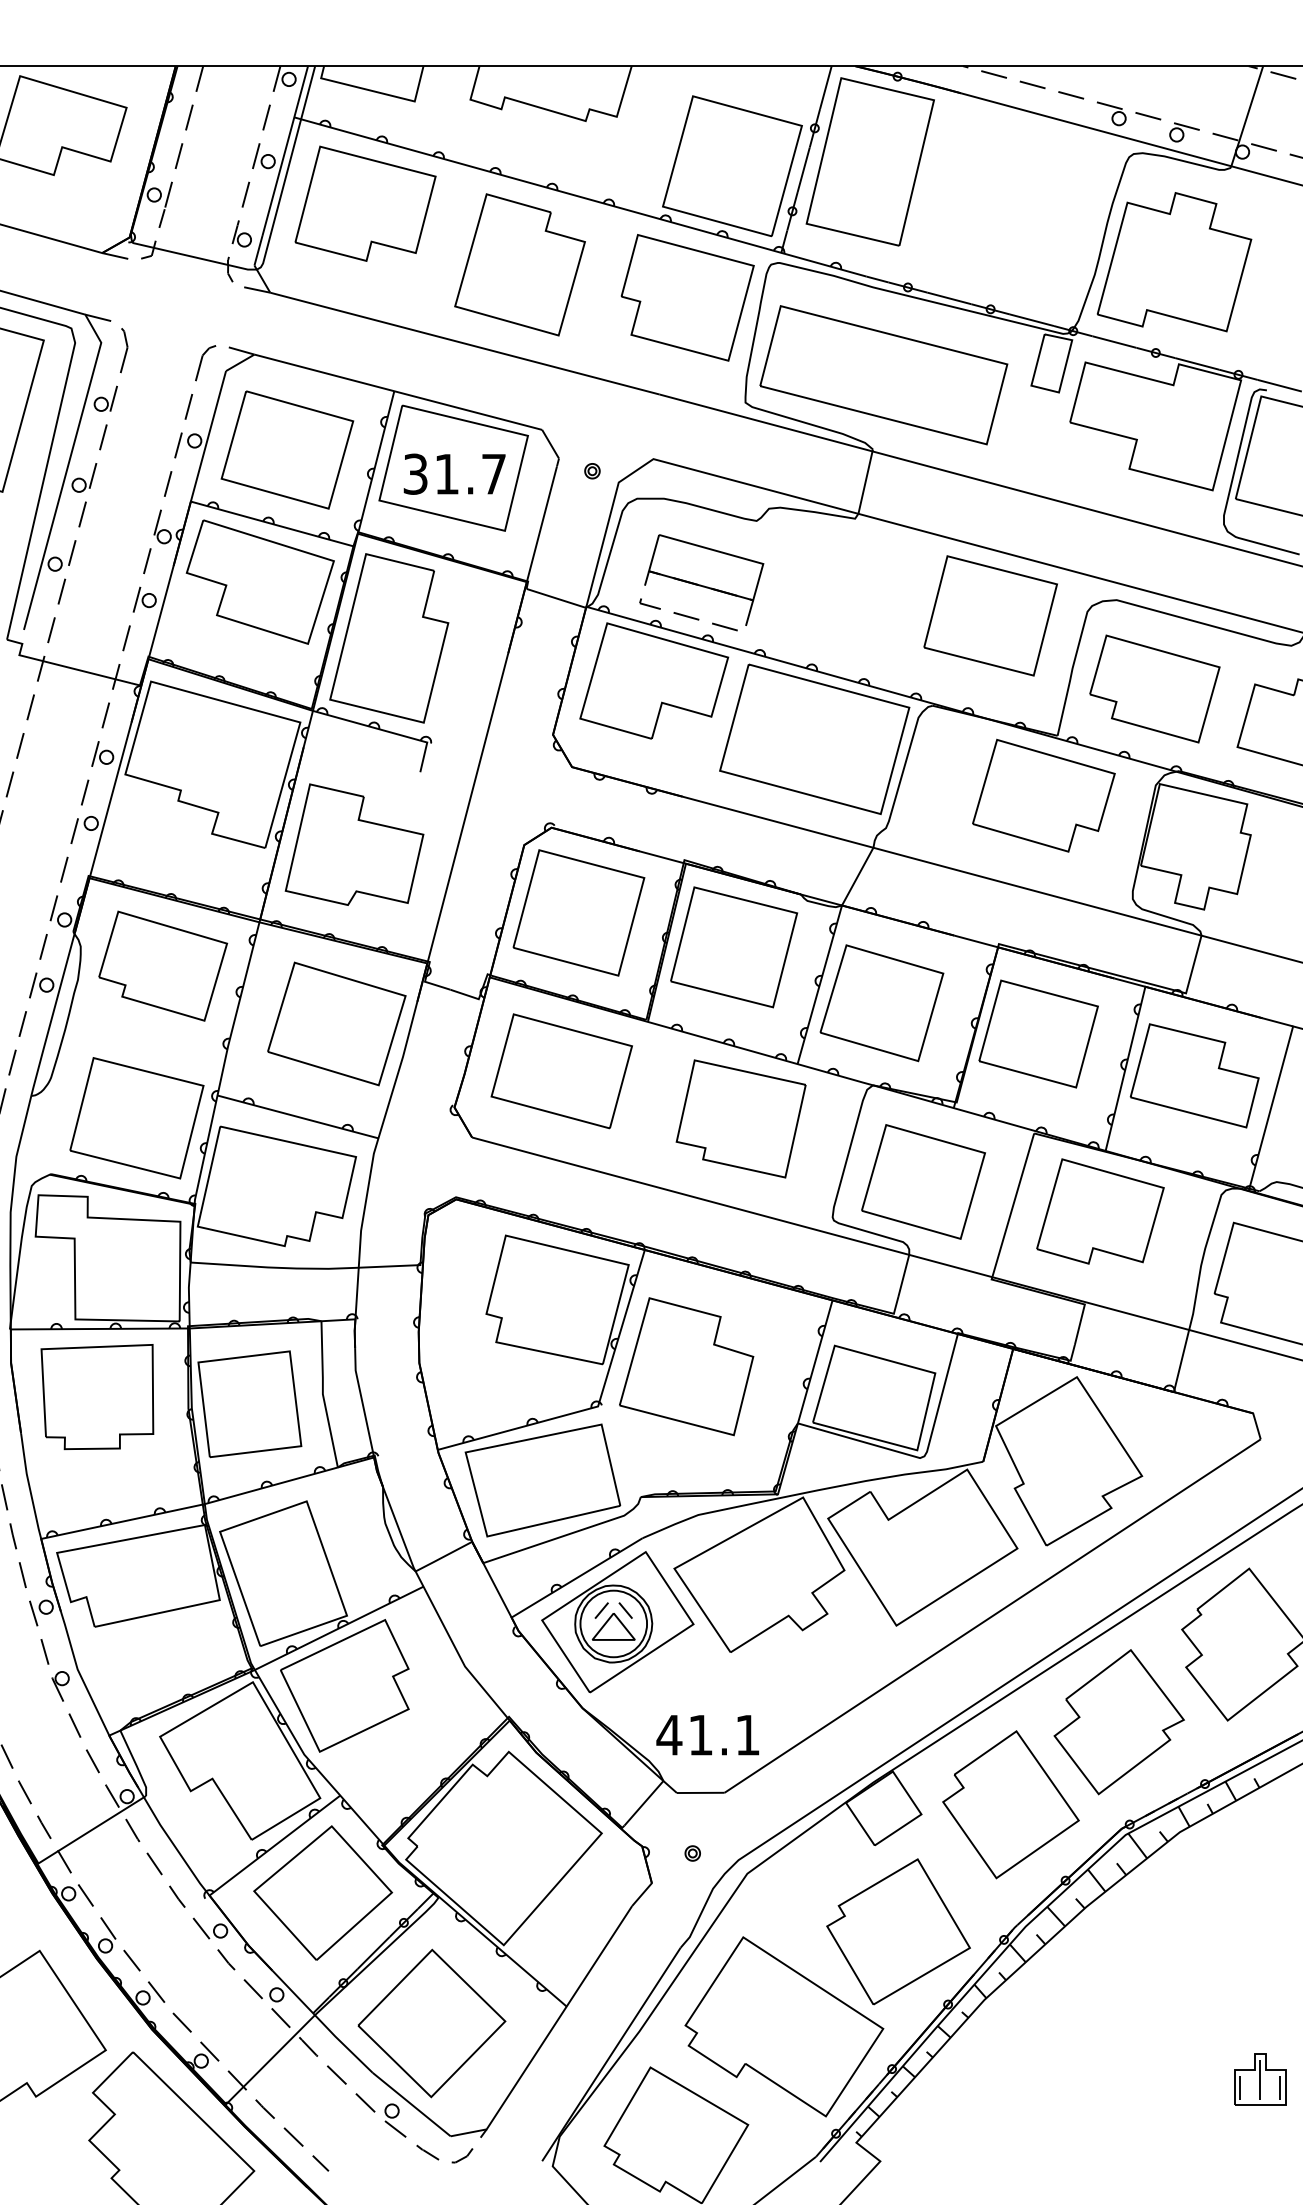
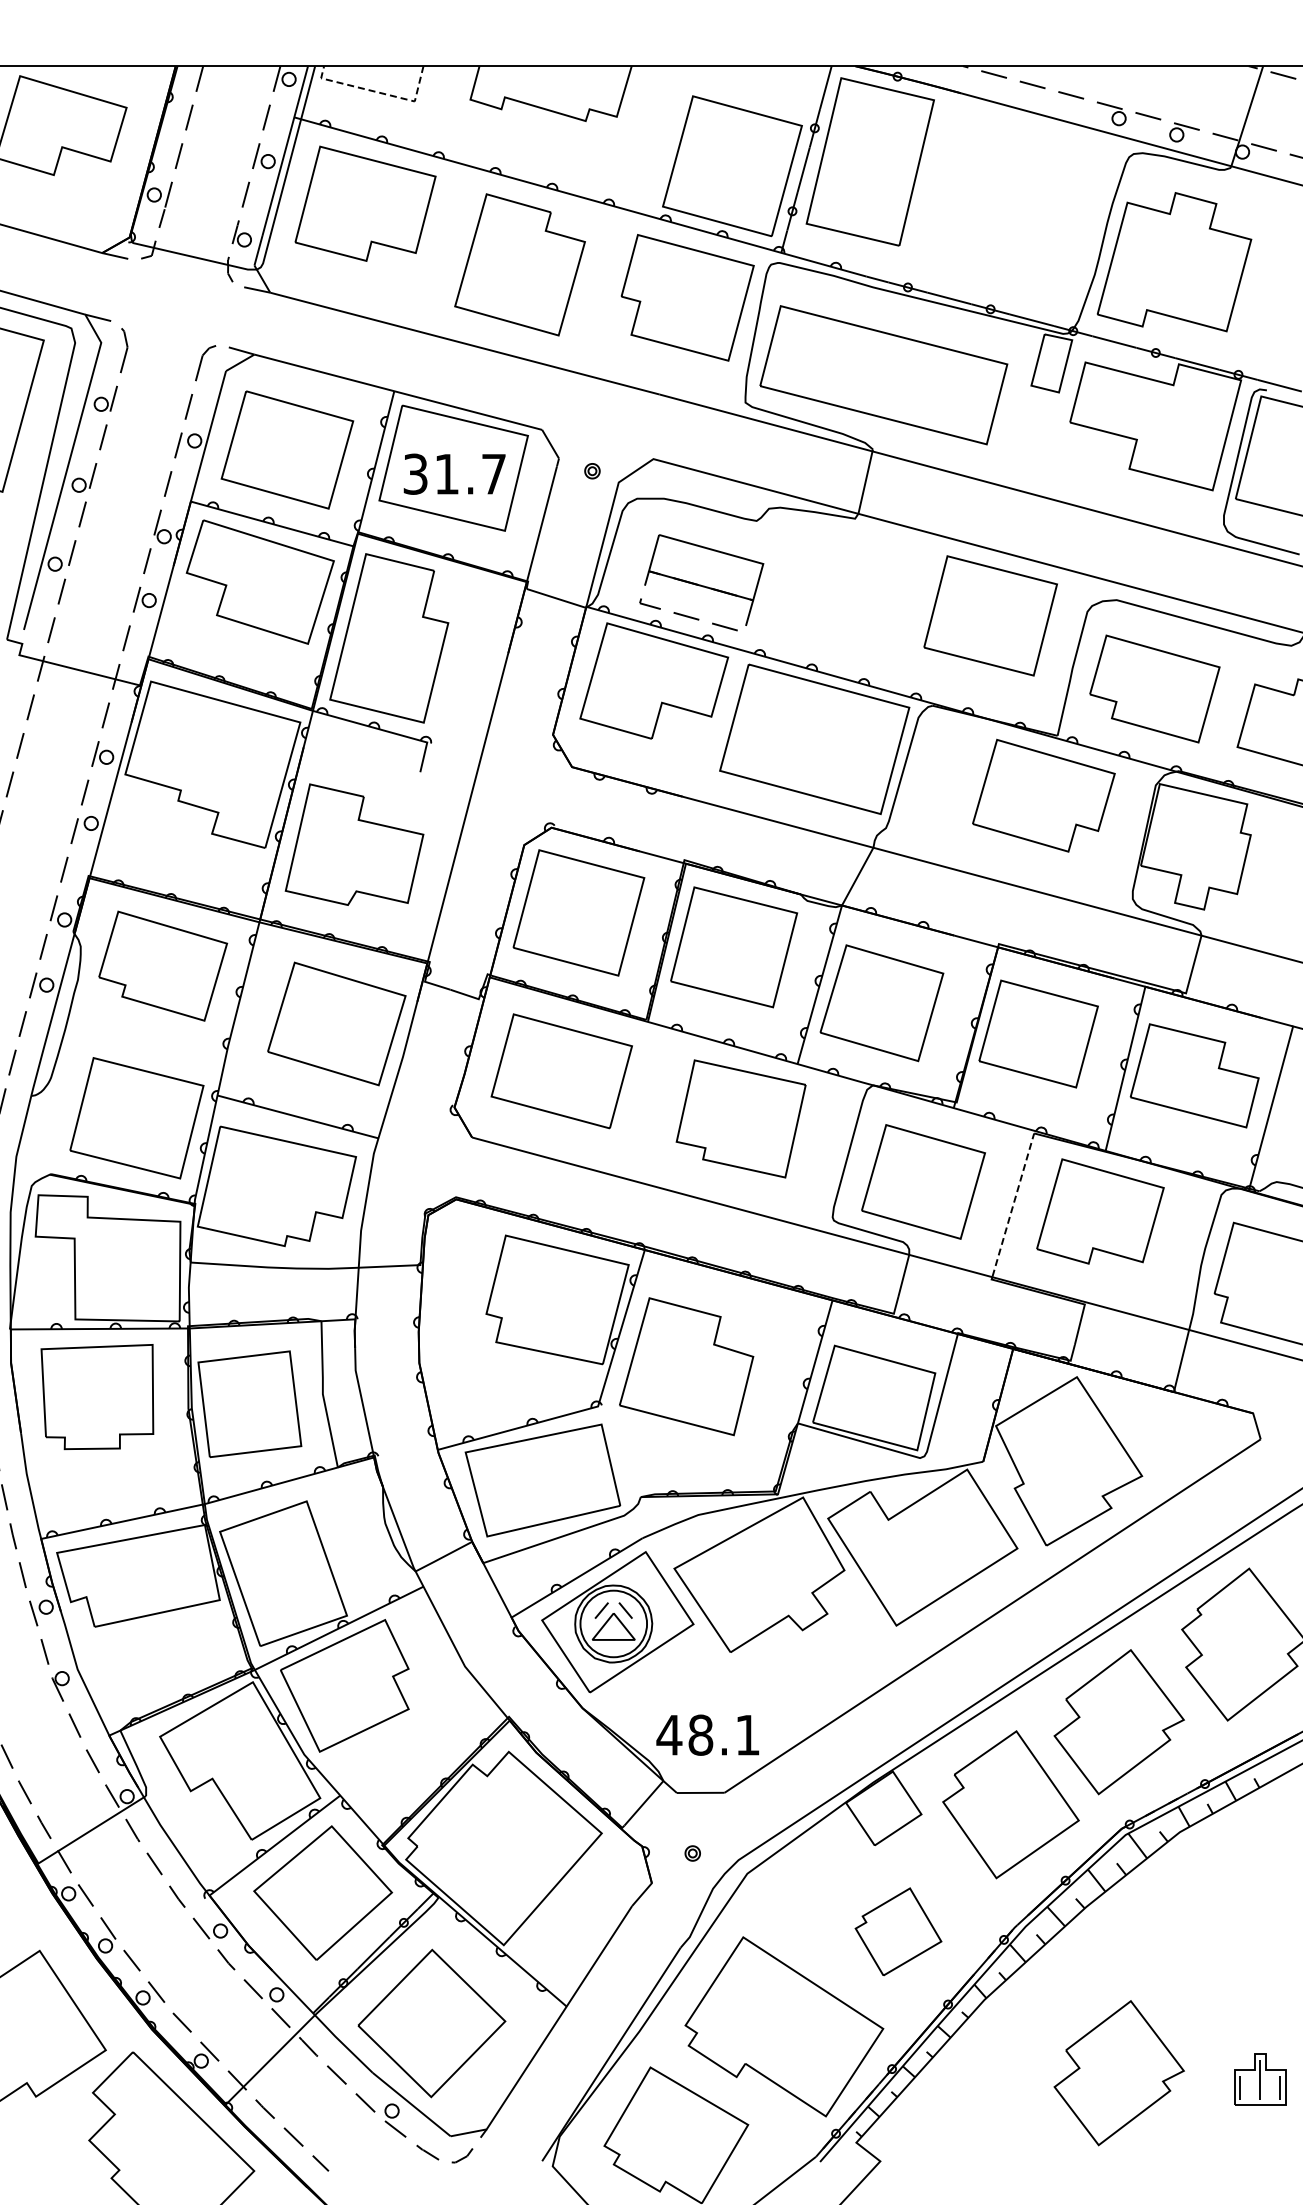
line: solid -> dashed (379, 92)
line: solid -> dashed (1013, 1204)
text: 41.1 -> 48.1 (700, 1734)
part size: 145x148 px -> 89x90 px (898, 1931)
part: none -> present (1118, 2073)
